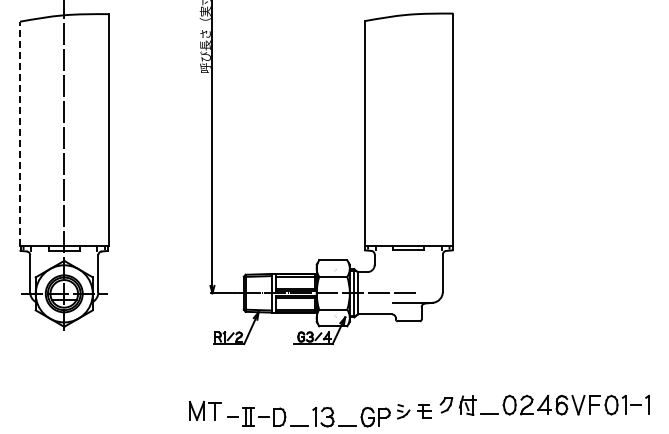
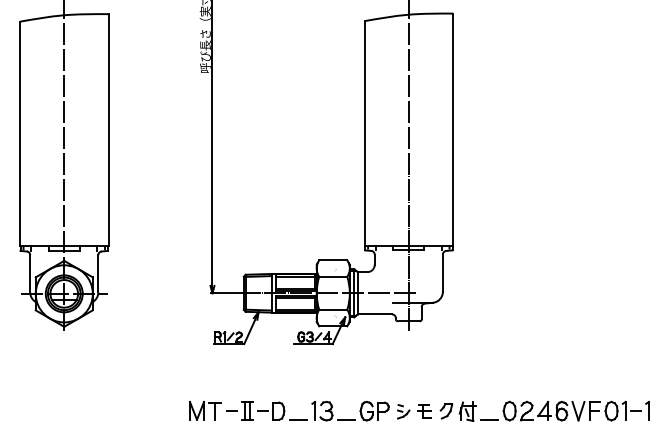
line: dashed -> solid (20, 133)
line: none -> present (408, 166)
part position: (544, 404) -> (544, 410) (544, 410)
part position: (315, 416) -> (314, 410) (314, 410)
